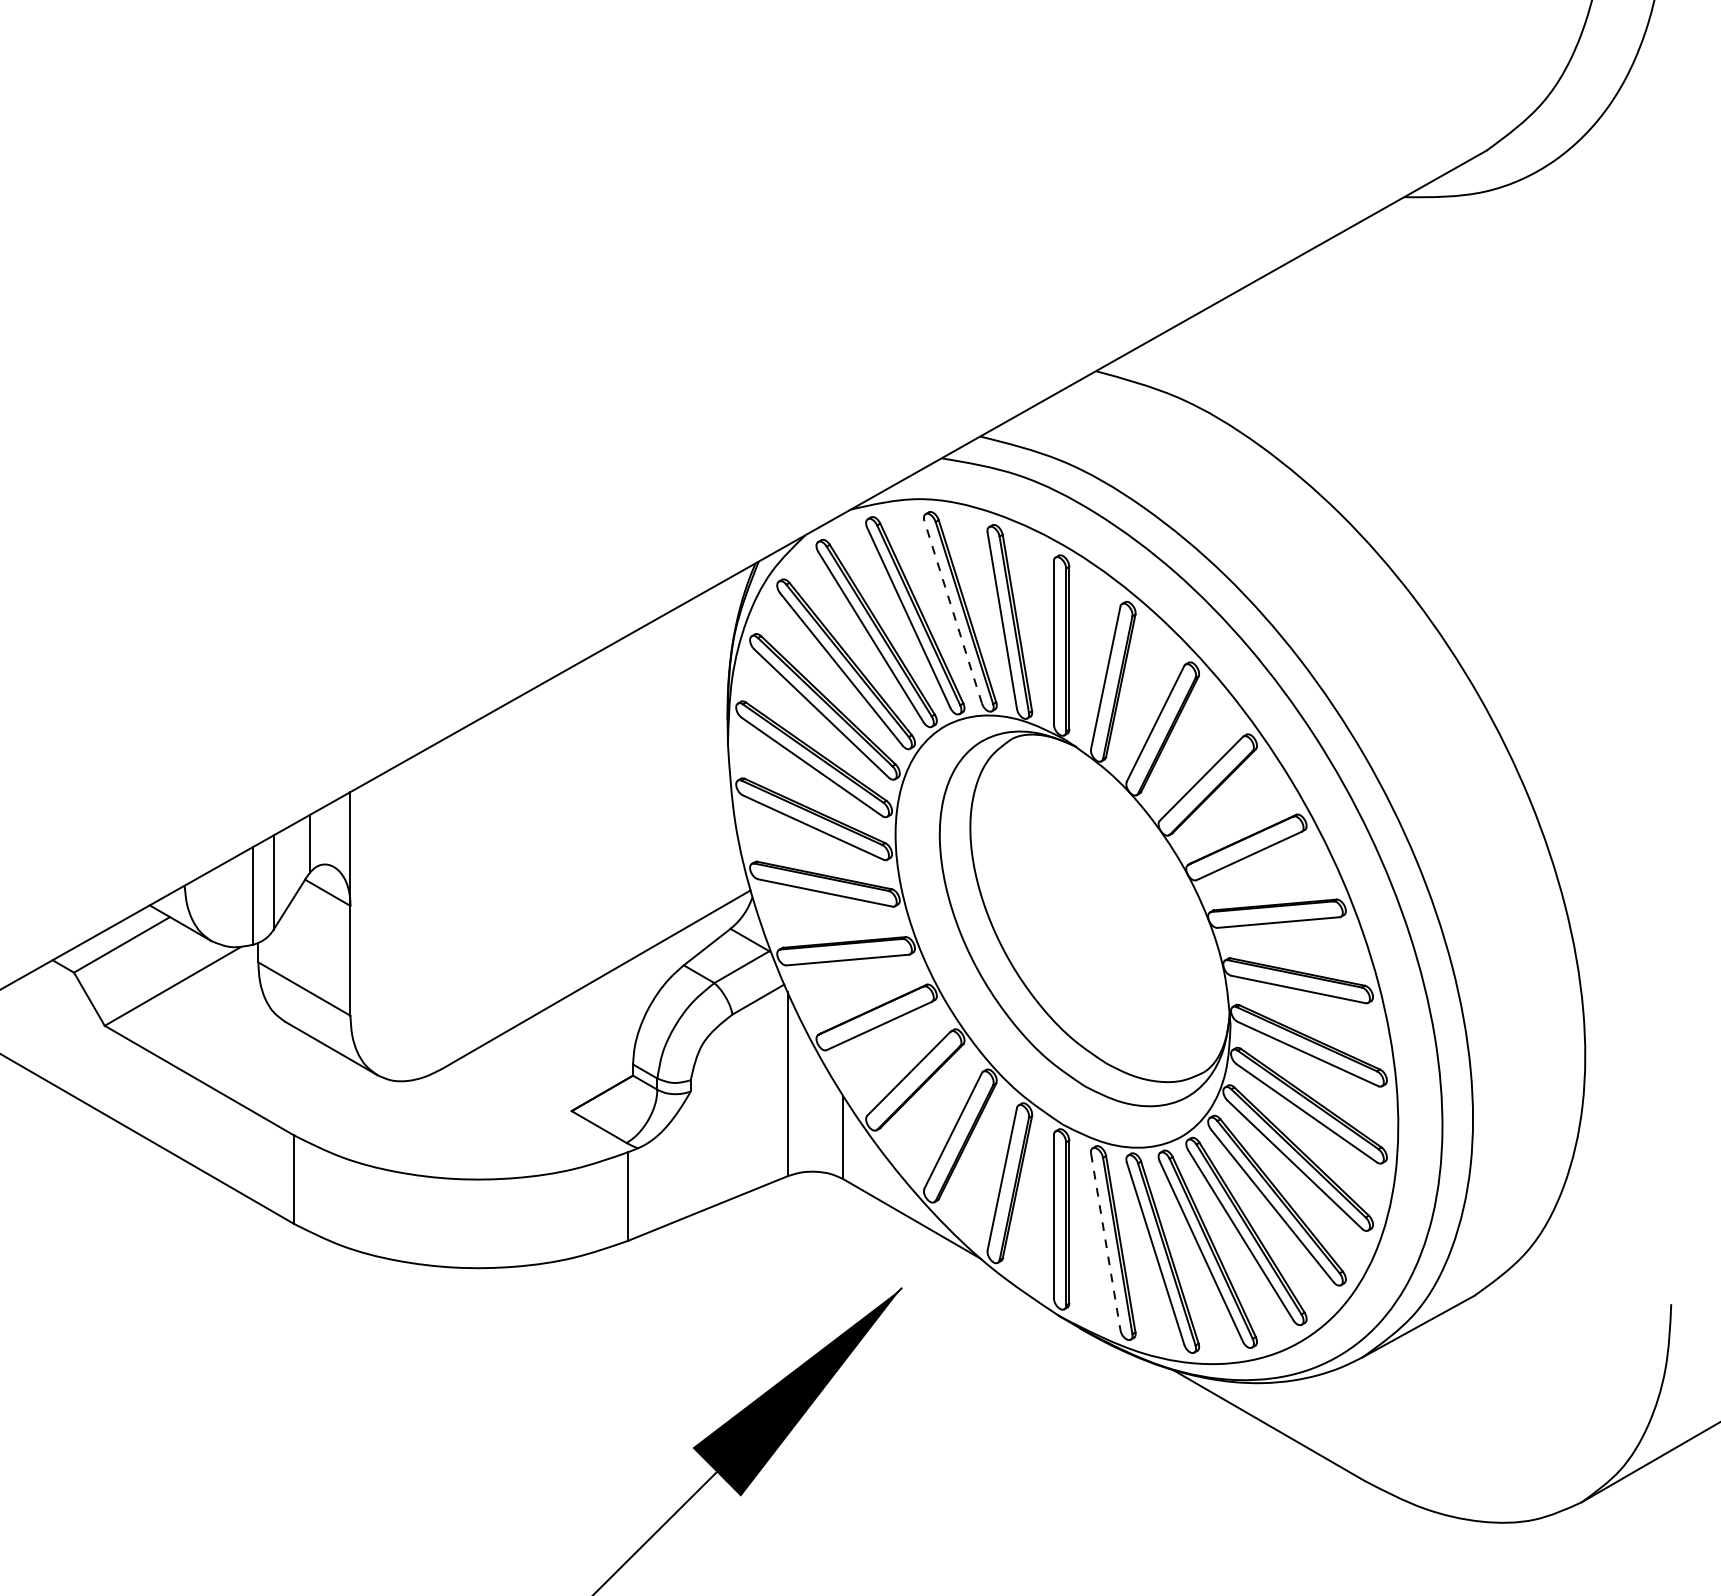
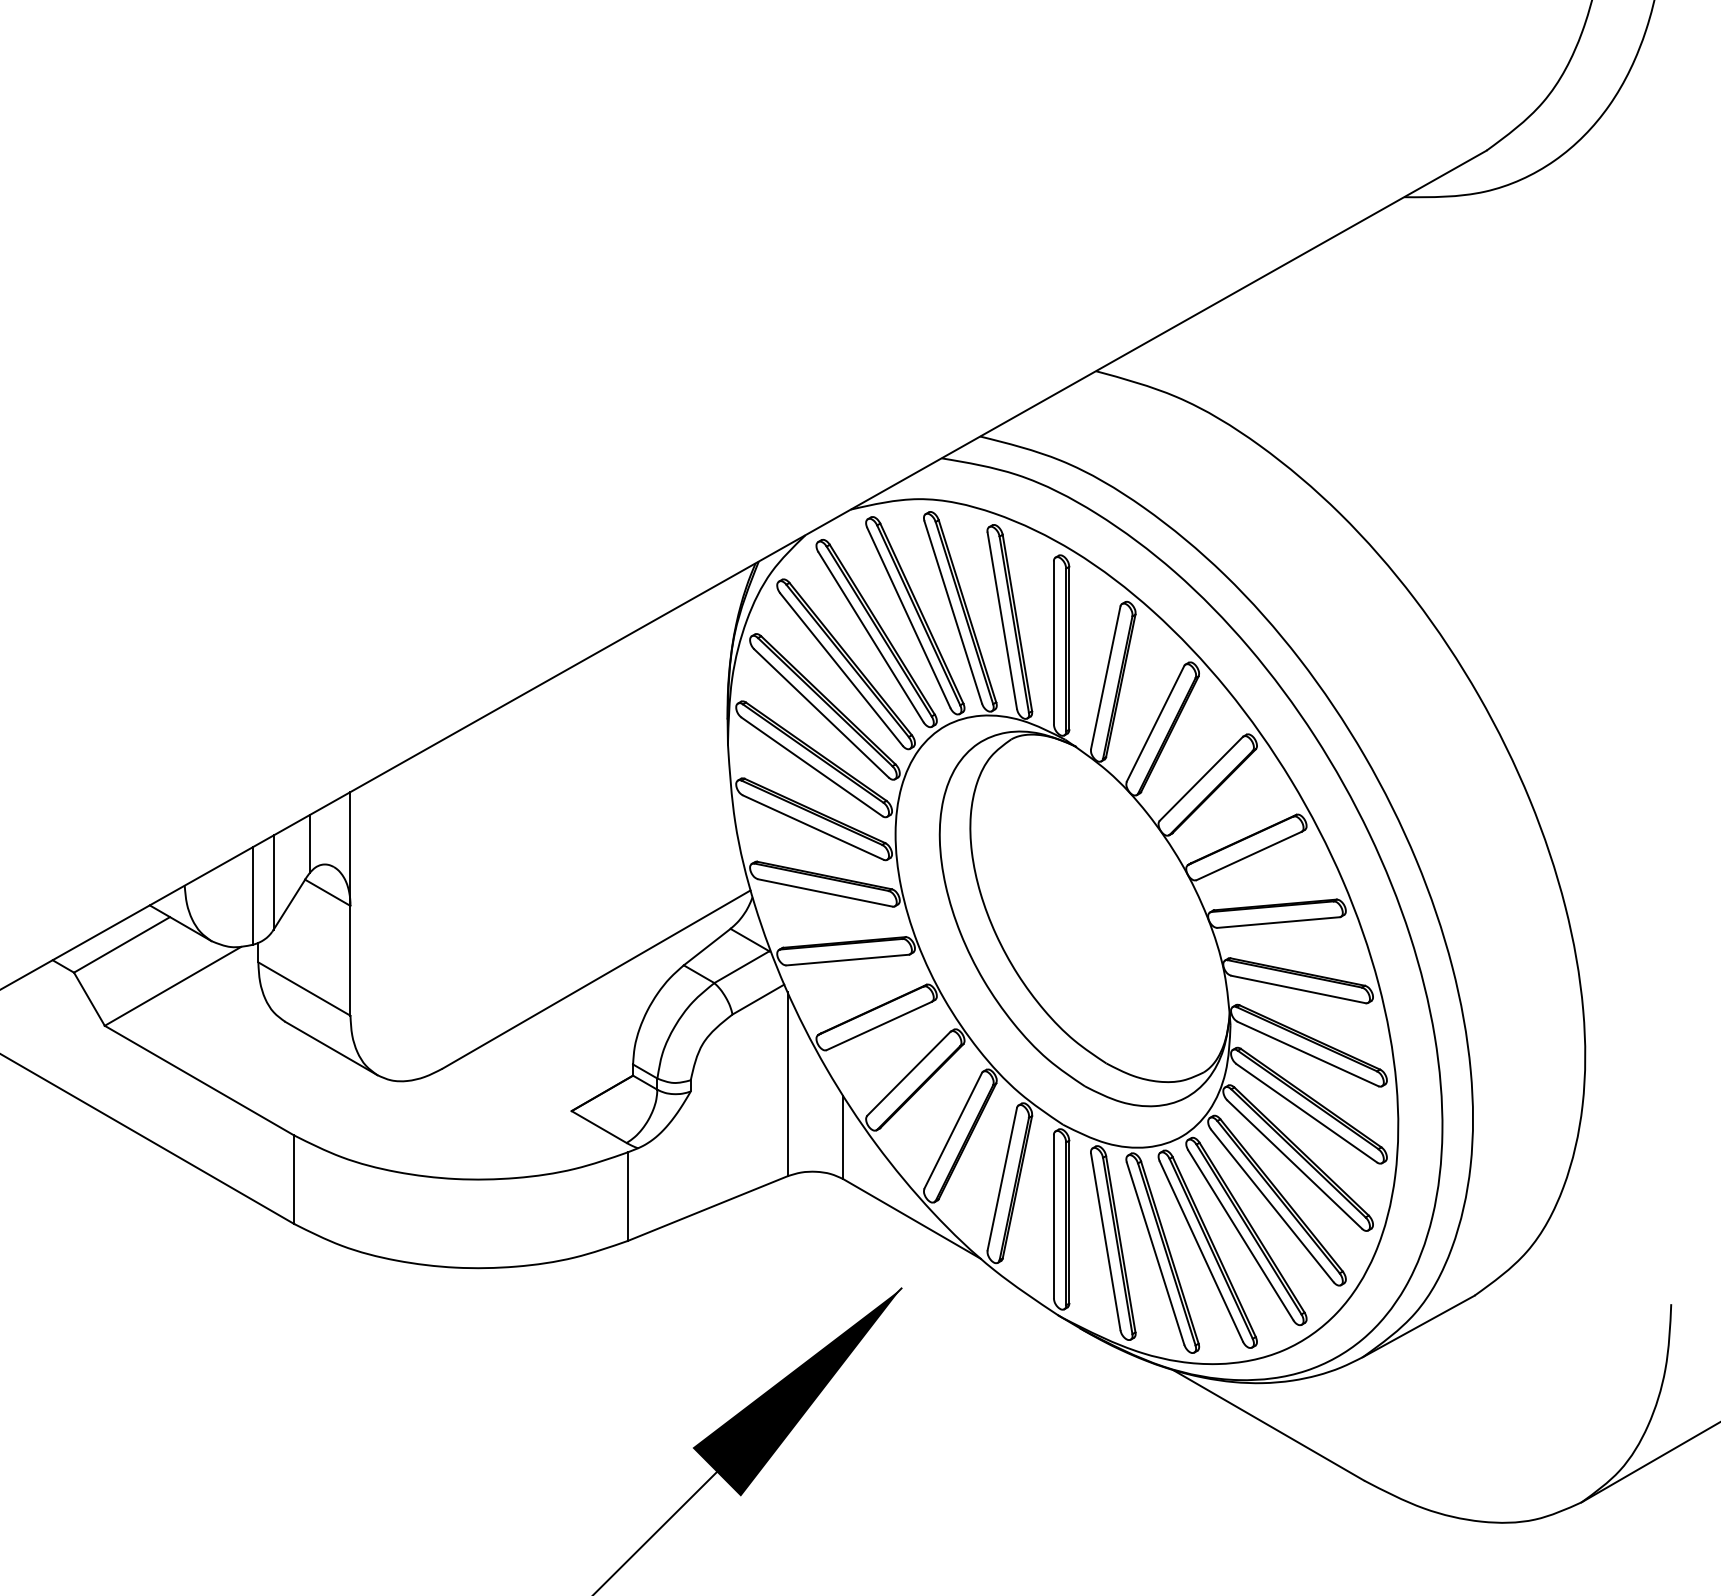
line: dashed -> solid (953, 612)
line: dashed -> solid (1105, 1242)
